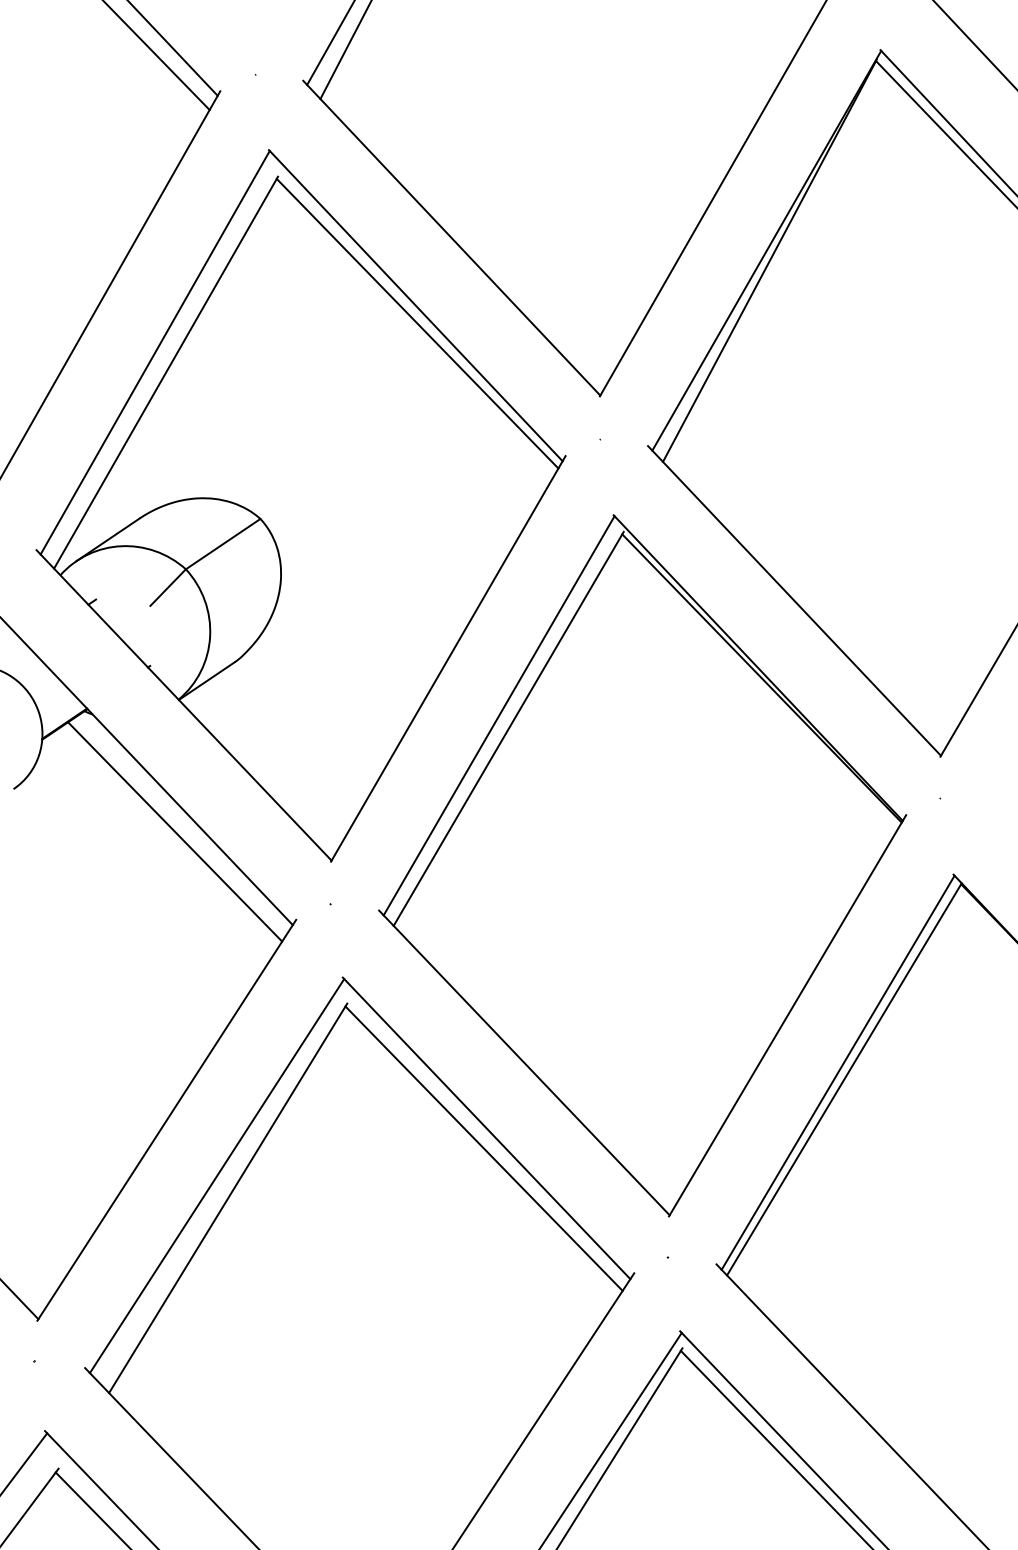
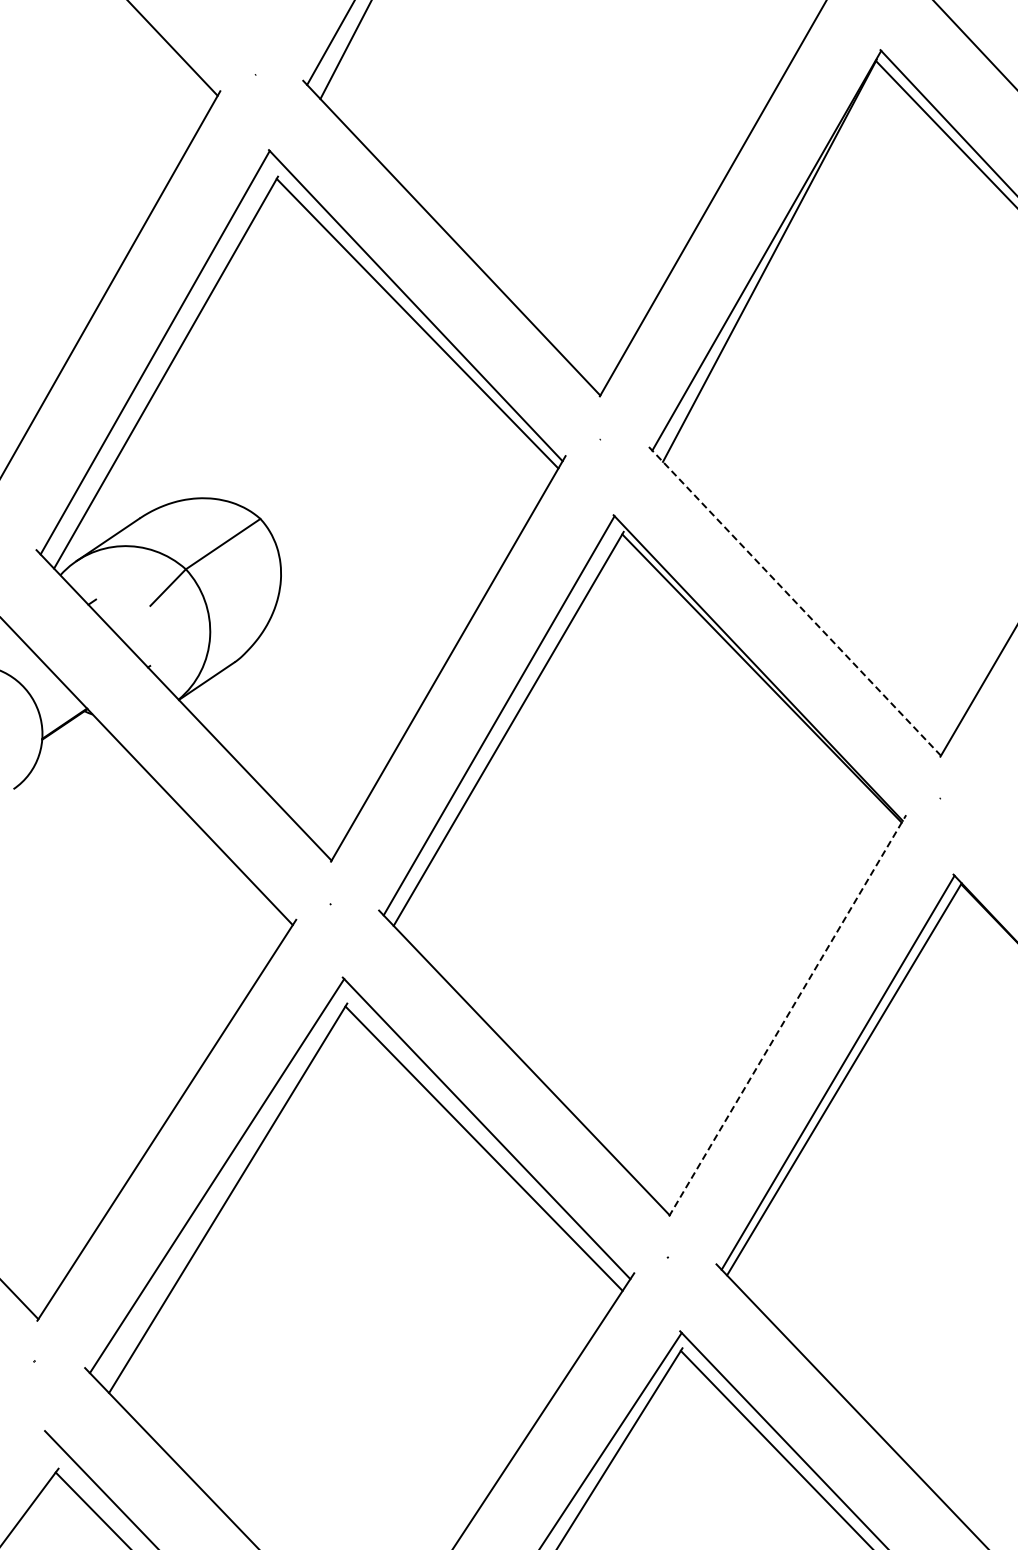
line: present -> none (156, 56)
line: solid -> dashed (794, 600)
line: present -> none (175, 831)
line: solid -> dashed (787, 1015)
line: present -> none (24, 1463)
